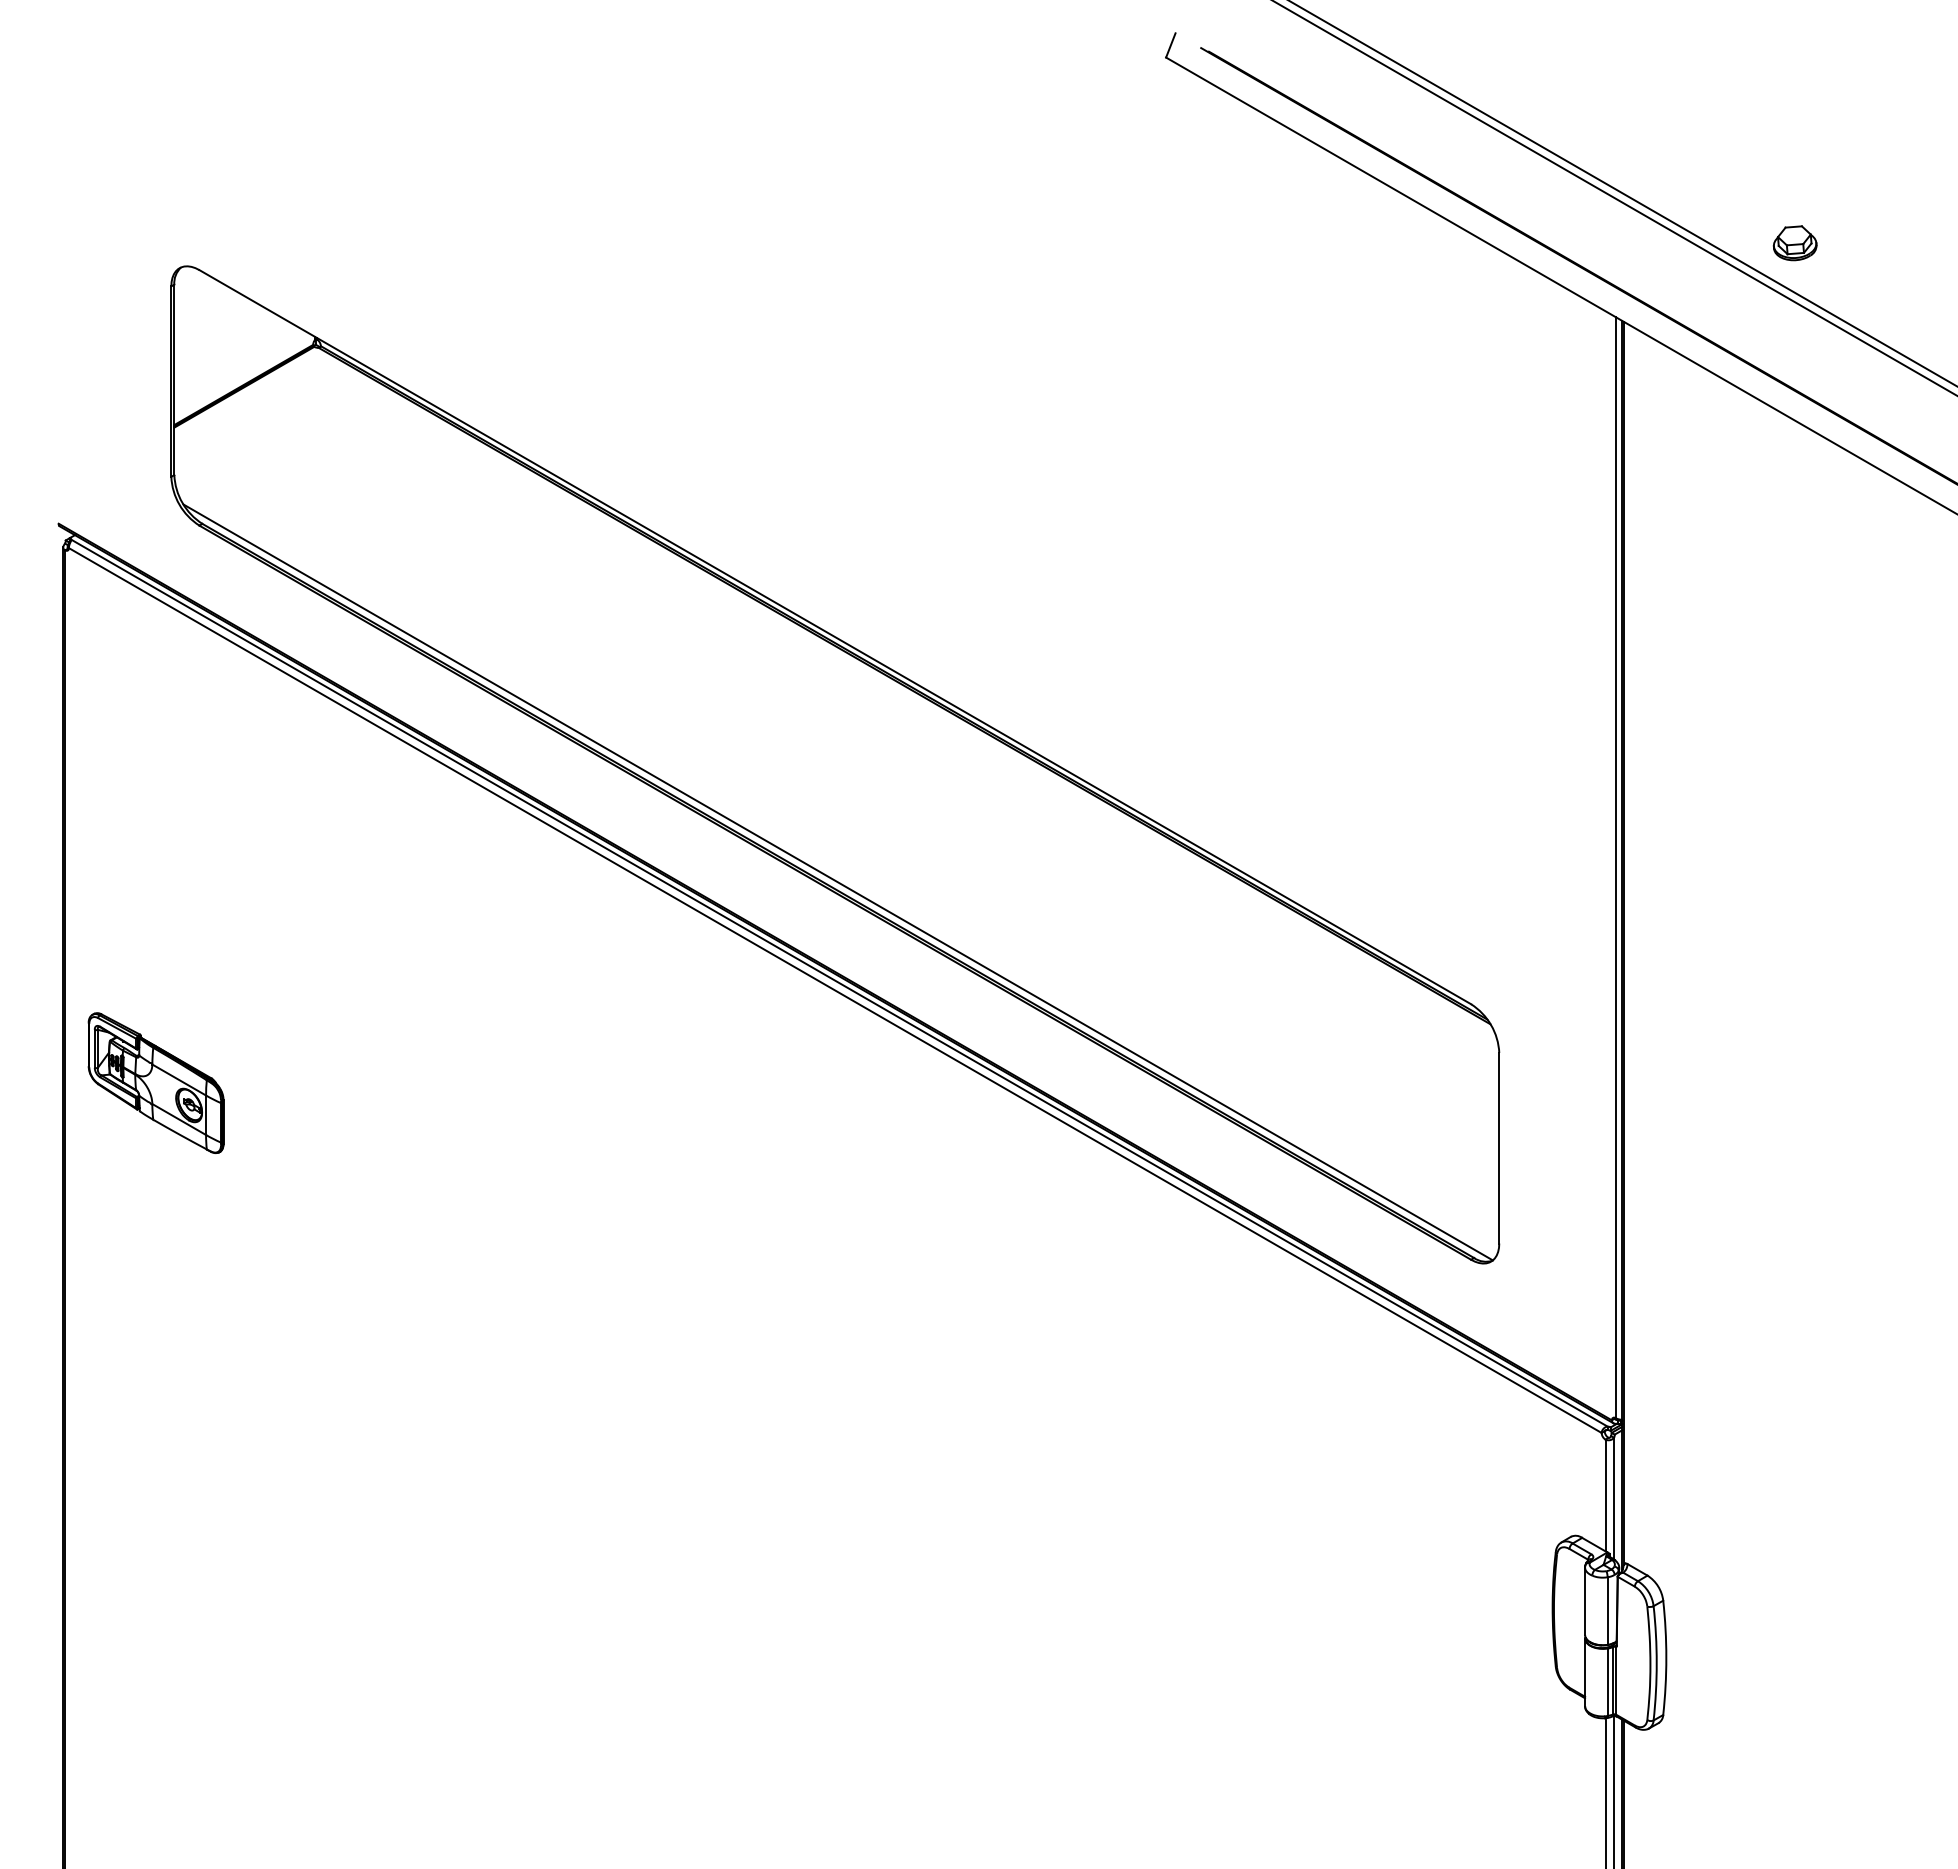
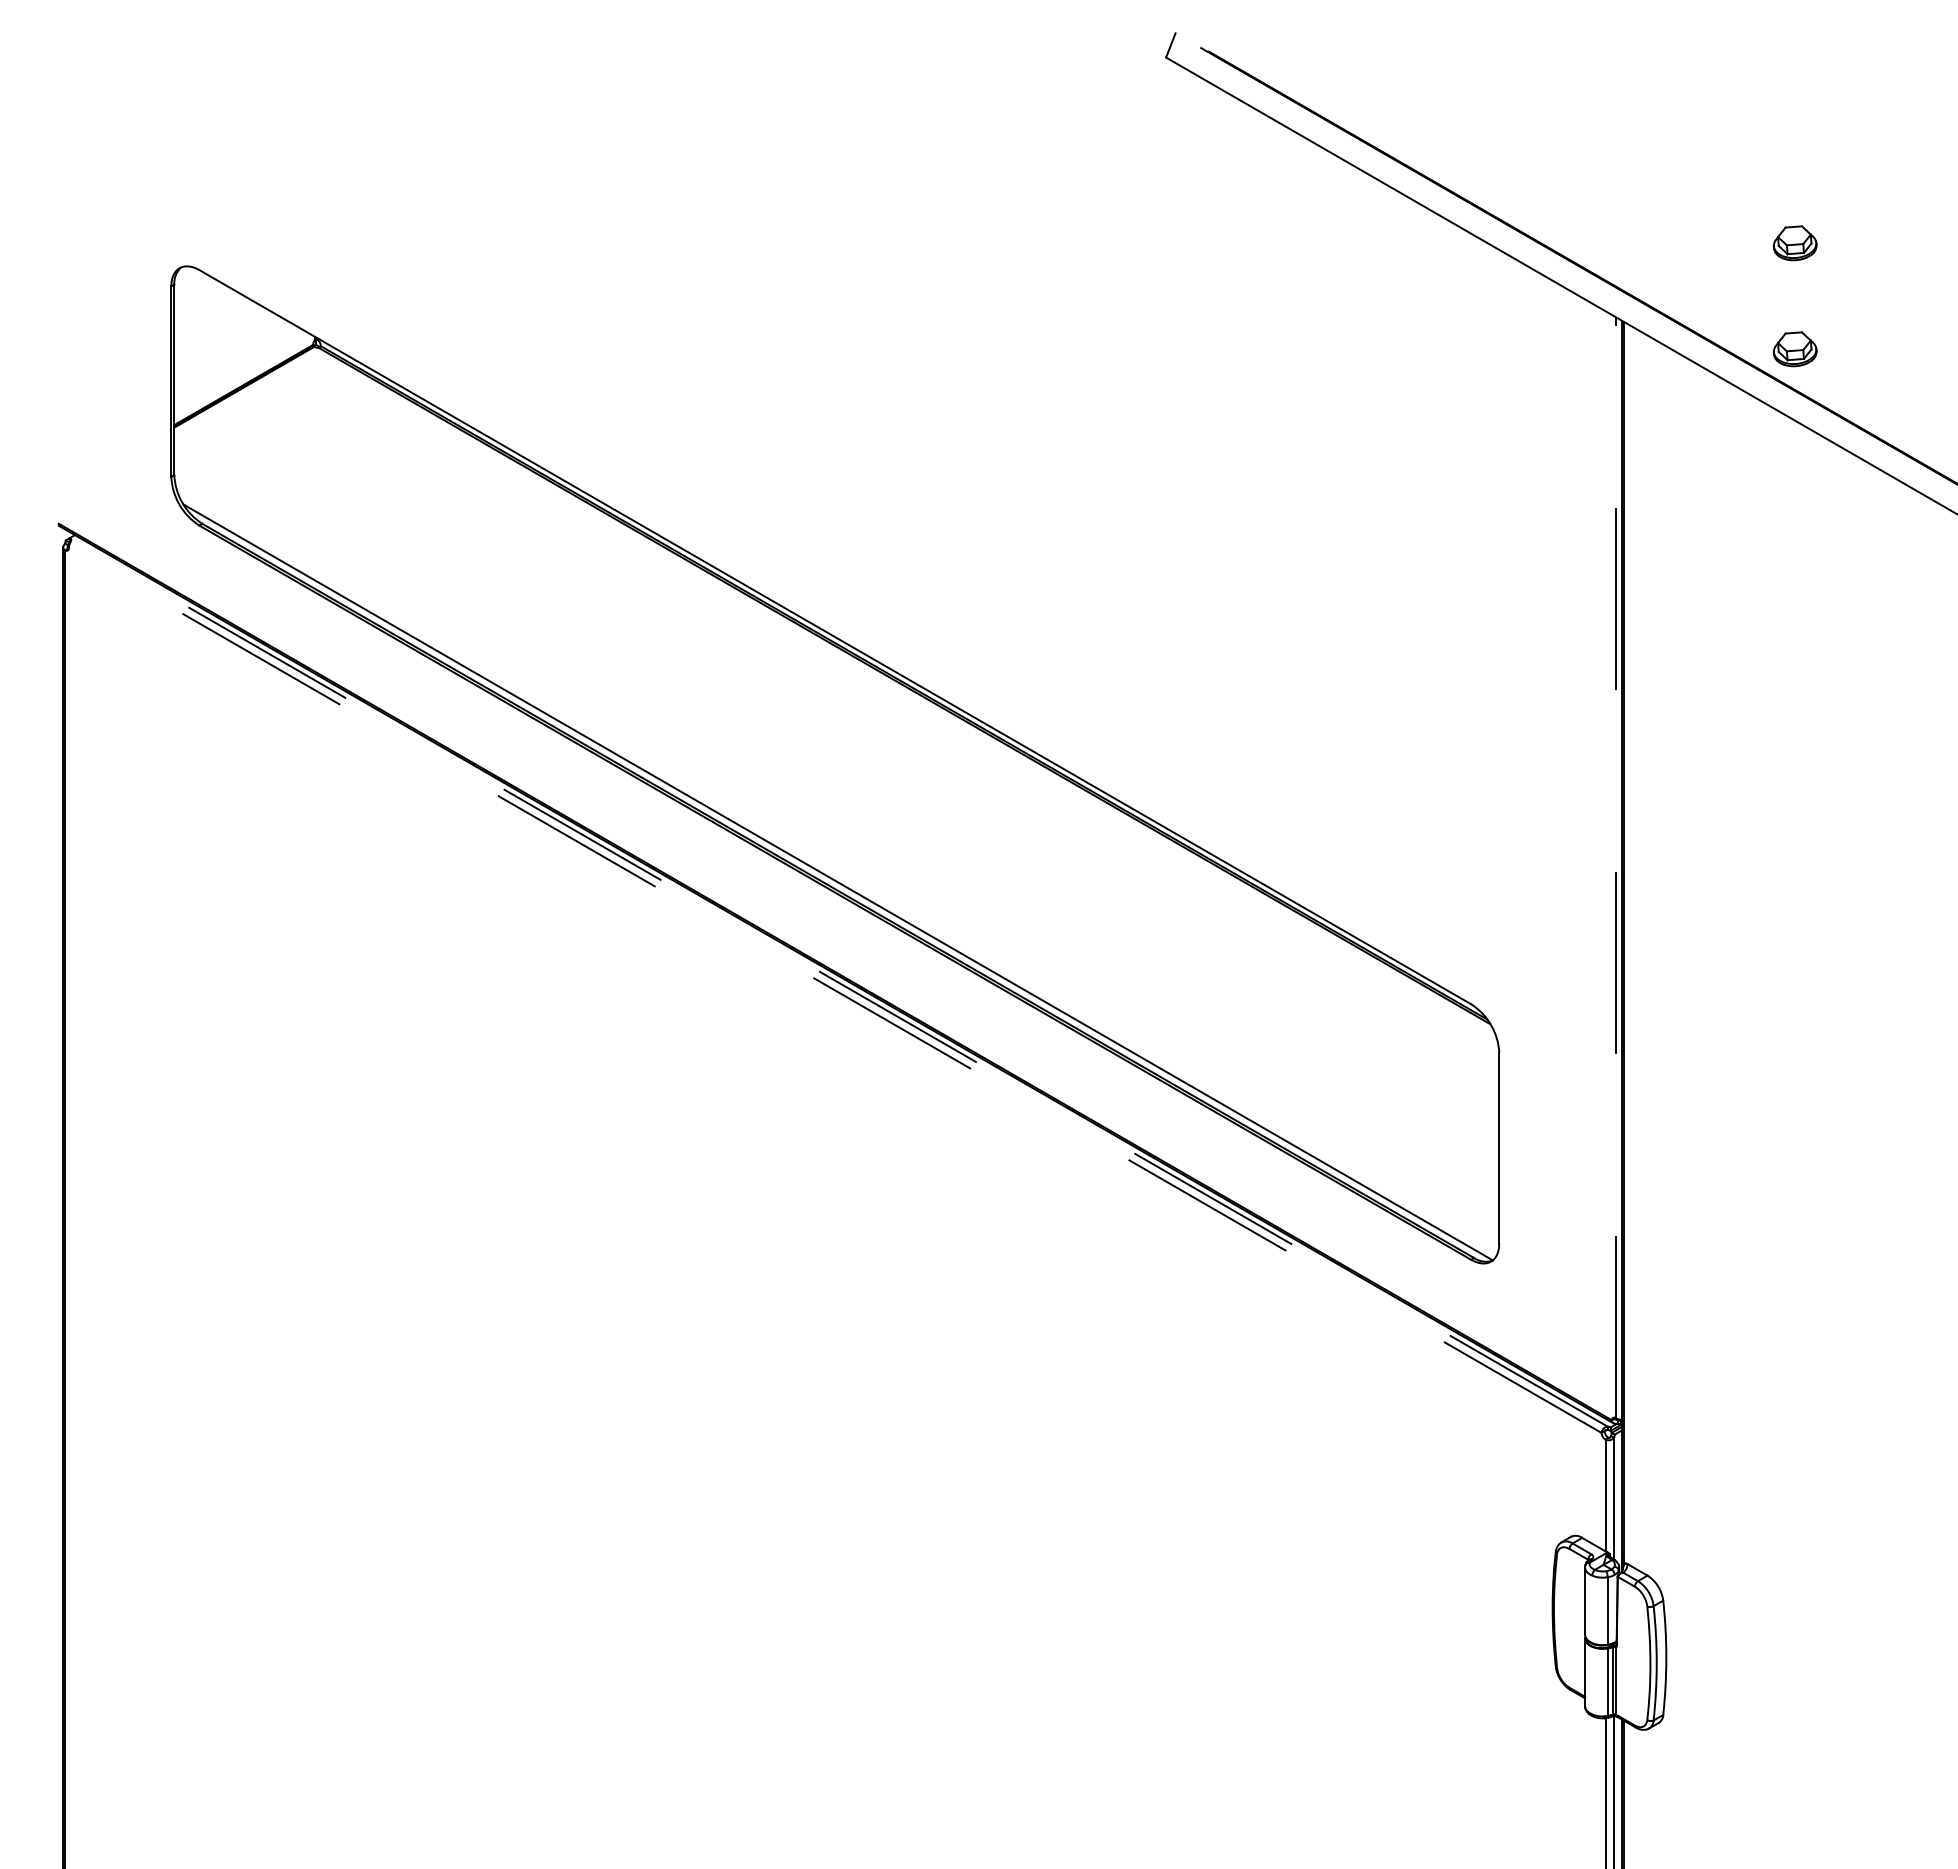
line: present -> none (1622, 193)
line: present -> none (1614, 198)
part: none -> present (1794, 349)
line: solid -> dashed (1615, 867)
line: solid -> dashed (839, 983)
line: solid -> dashed (835, 990)
part: present -> none (155, 1082)
